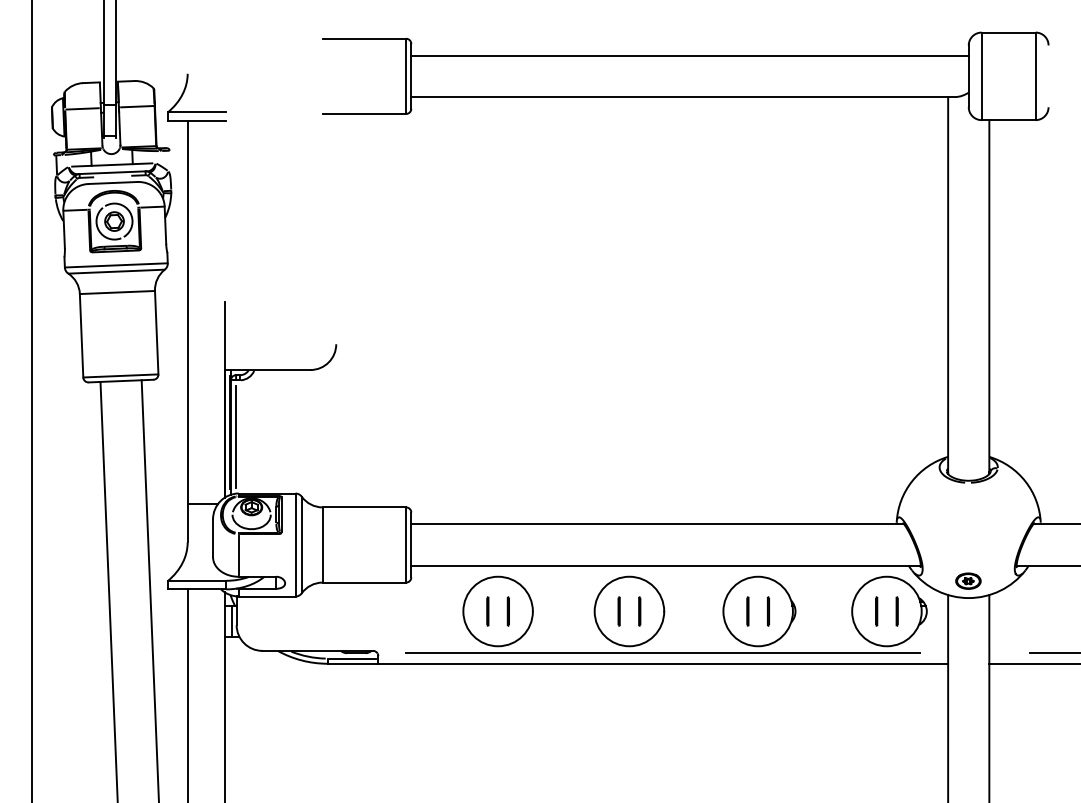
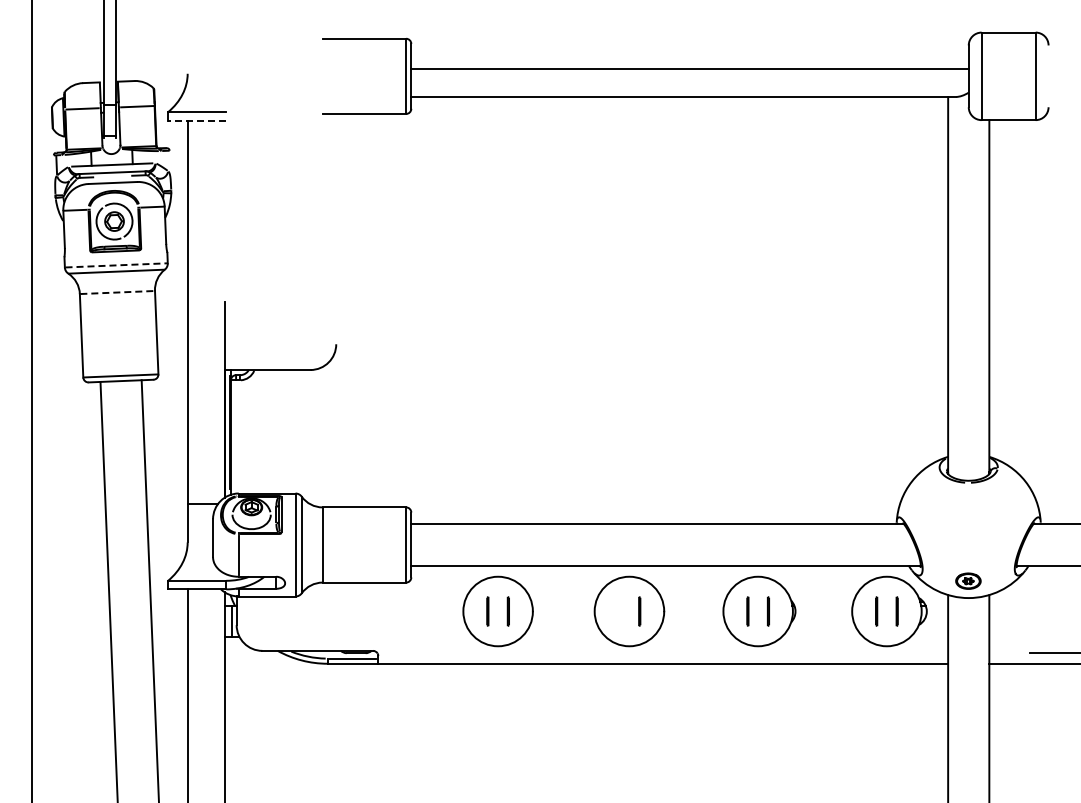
line position: (689, 55) -> (689, 68) (689, 68)
line: solid -> dashed (196, 120)
line: solid -> dashed (116, 265)
line: solid -> dashed (117, 292)
line: present -> none (236, 436)
line: present -> none (618, 611)
line: present -> none (662, 653)
